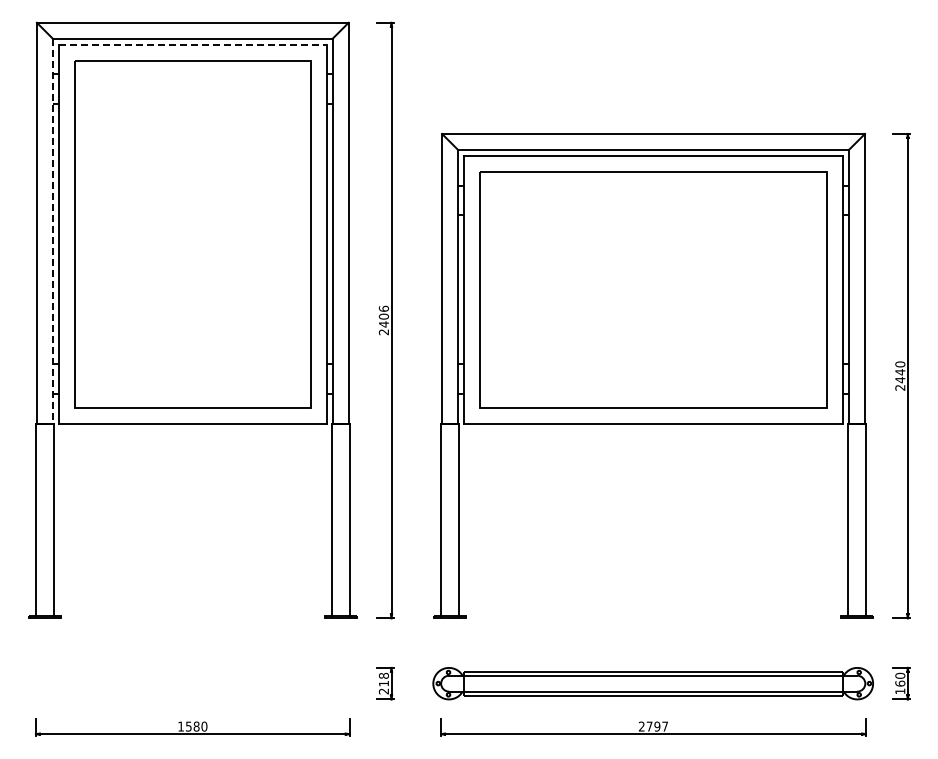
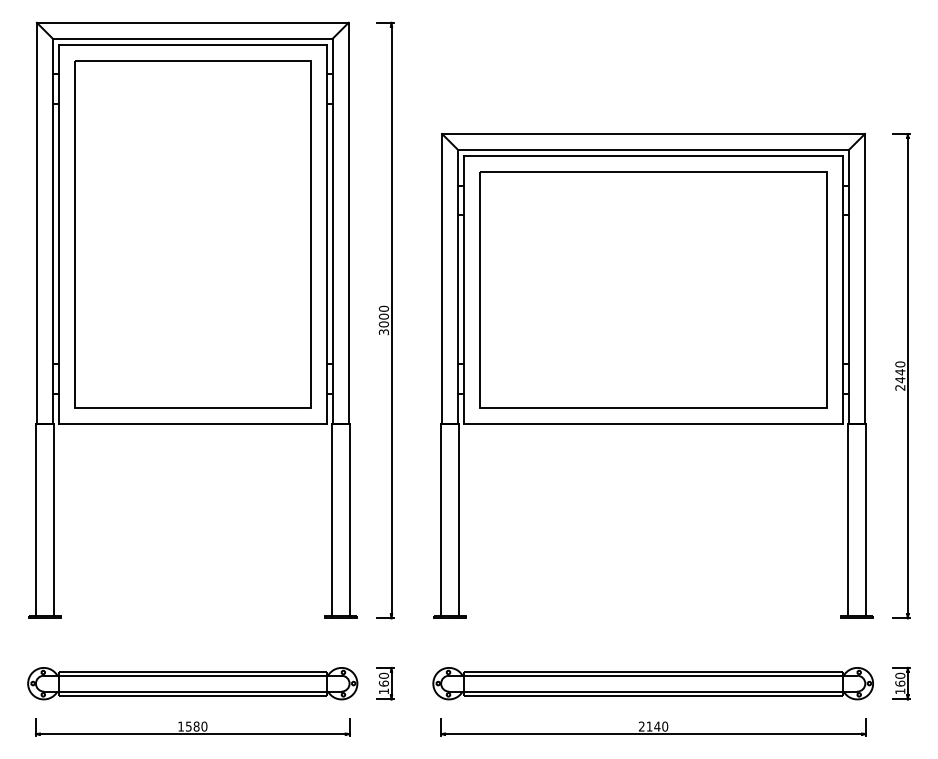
line: dashed -> solid (192, 44)
line: dashed -> solid (52, 231)
text: 2406 -> 3000 (383, 320)
part: none -> present (192, 683)
text: 218 -> 160 (383, 683)
text: 2797 -> 2140 (657, 726)
